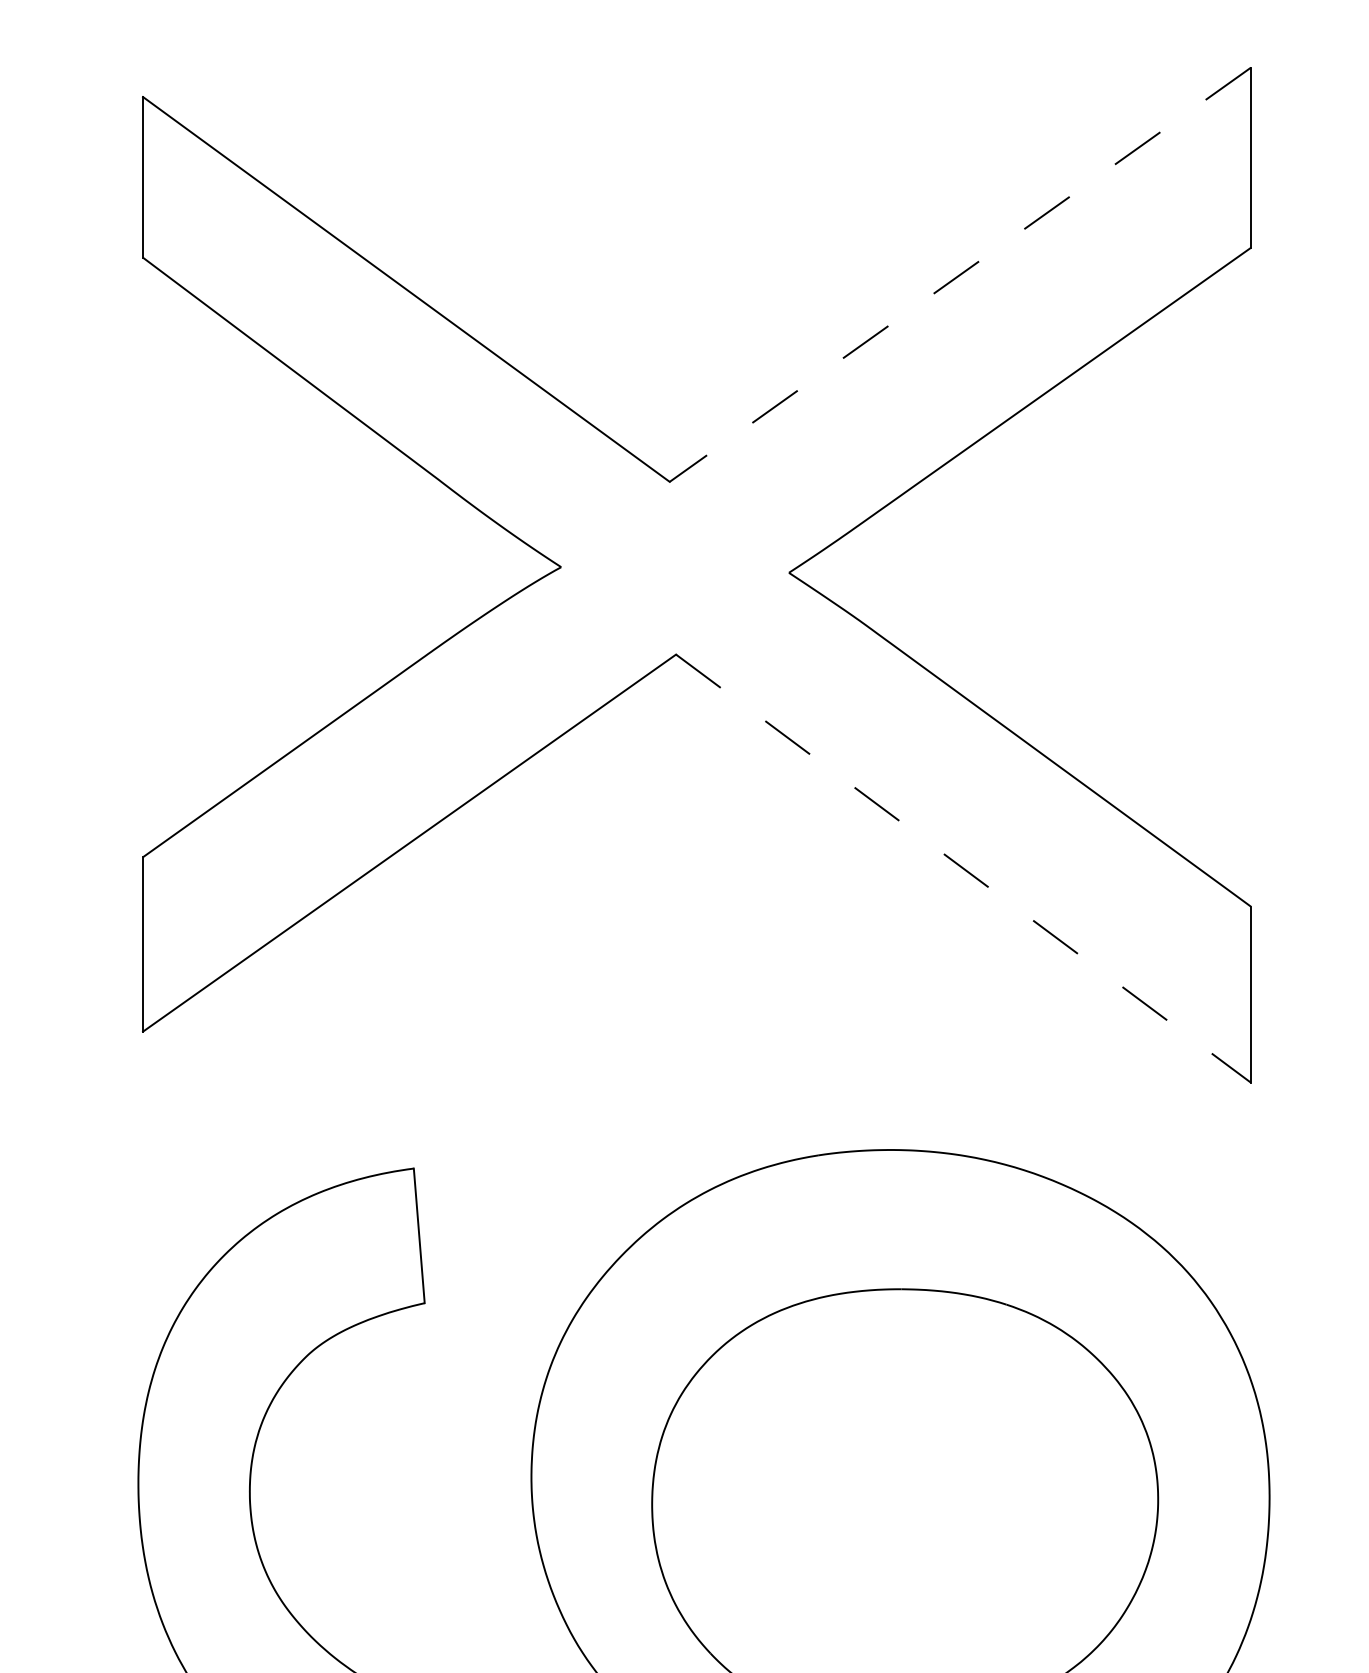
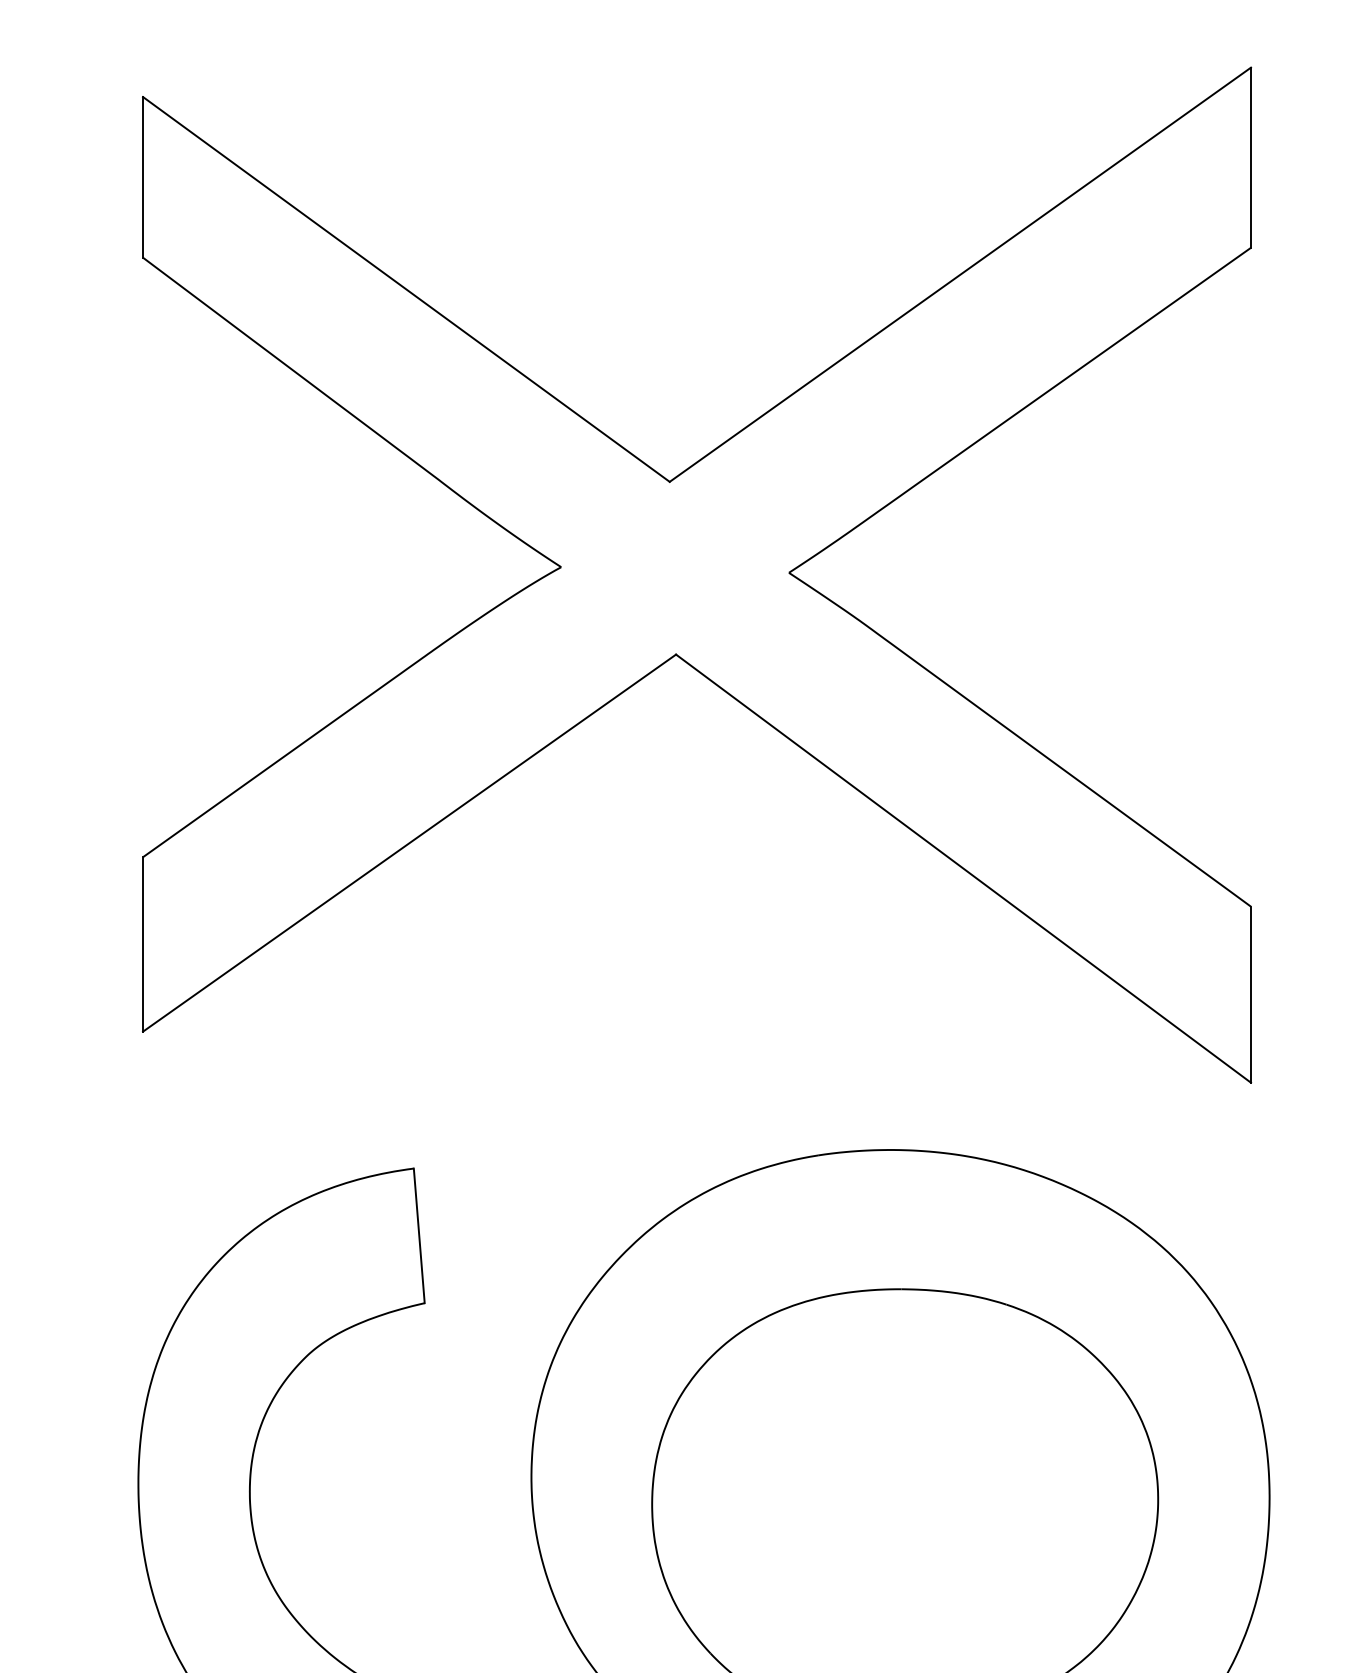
line: dashed -> solid (960, 274)
line: dashed -> solid (963, 868)
